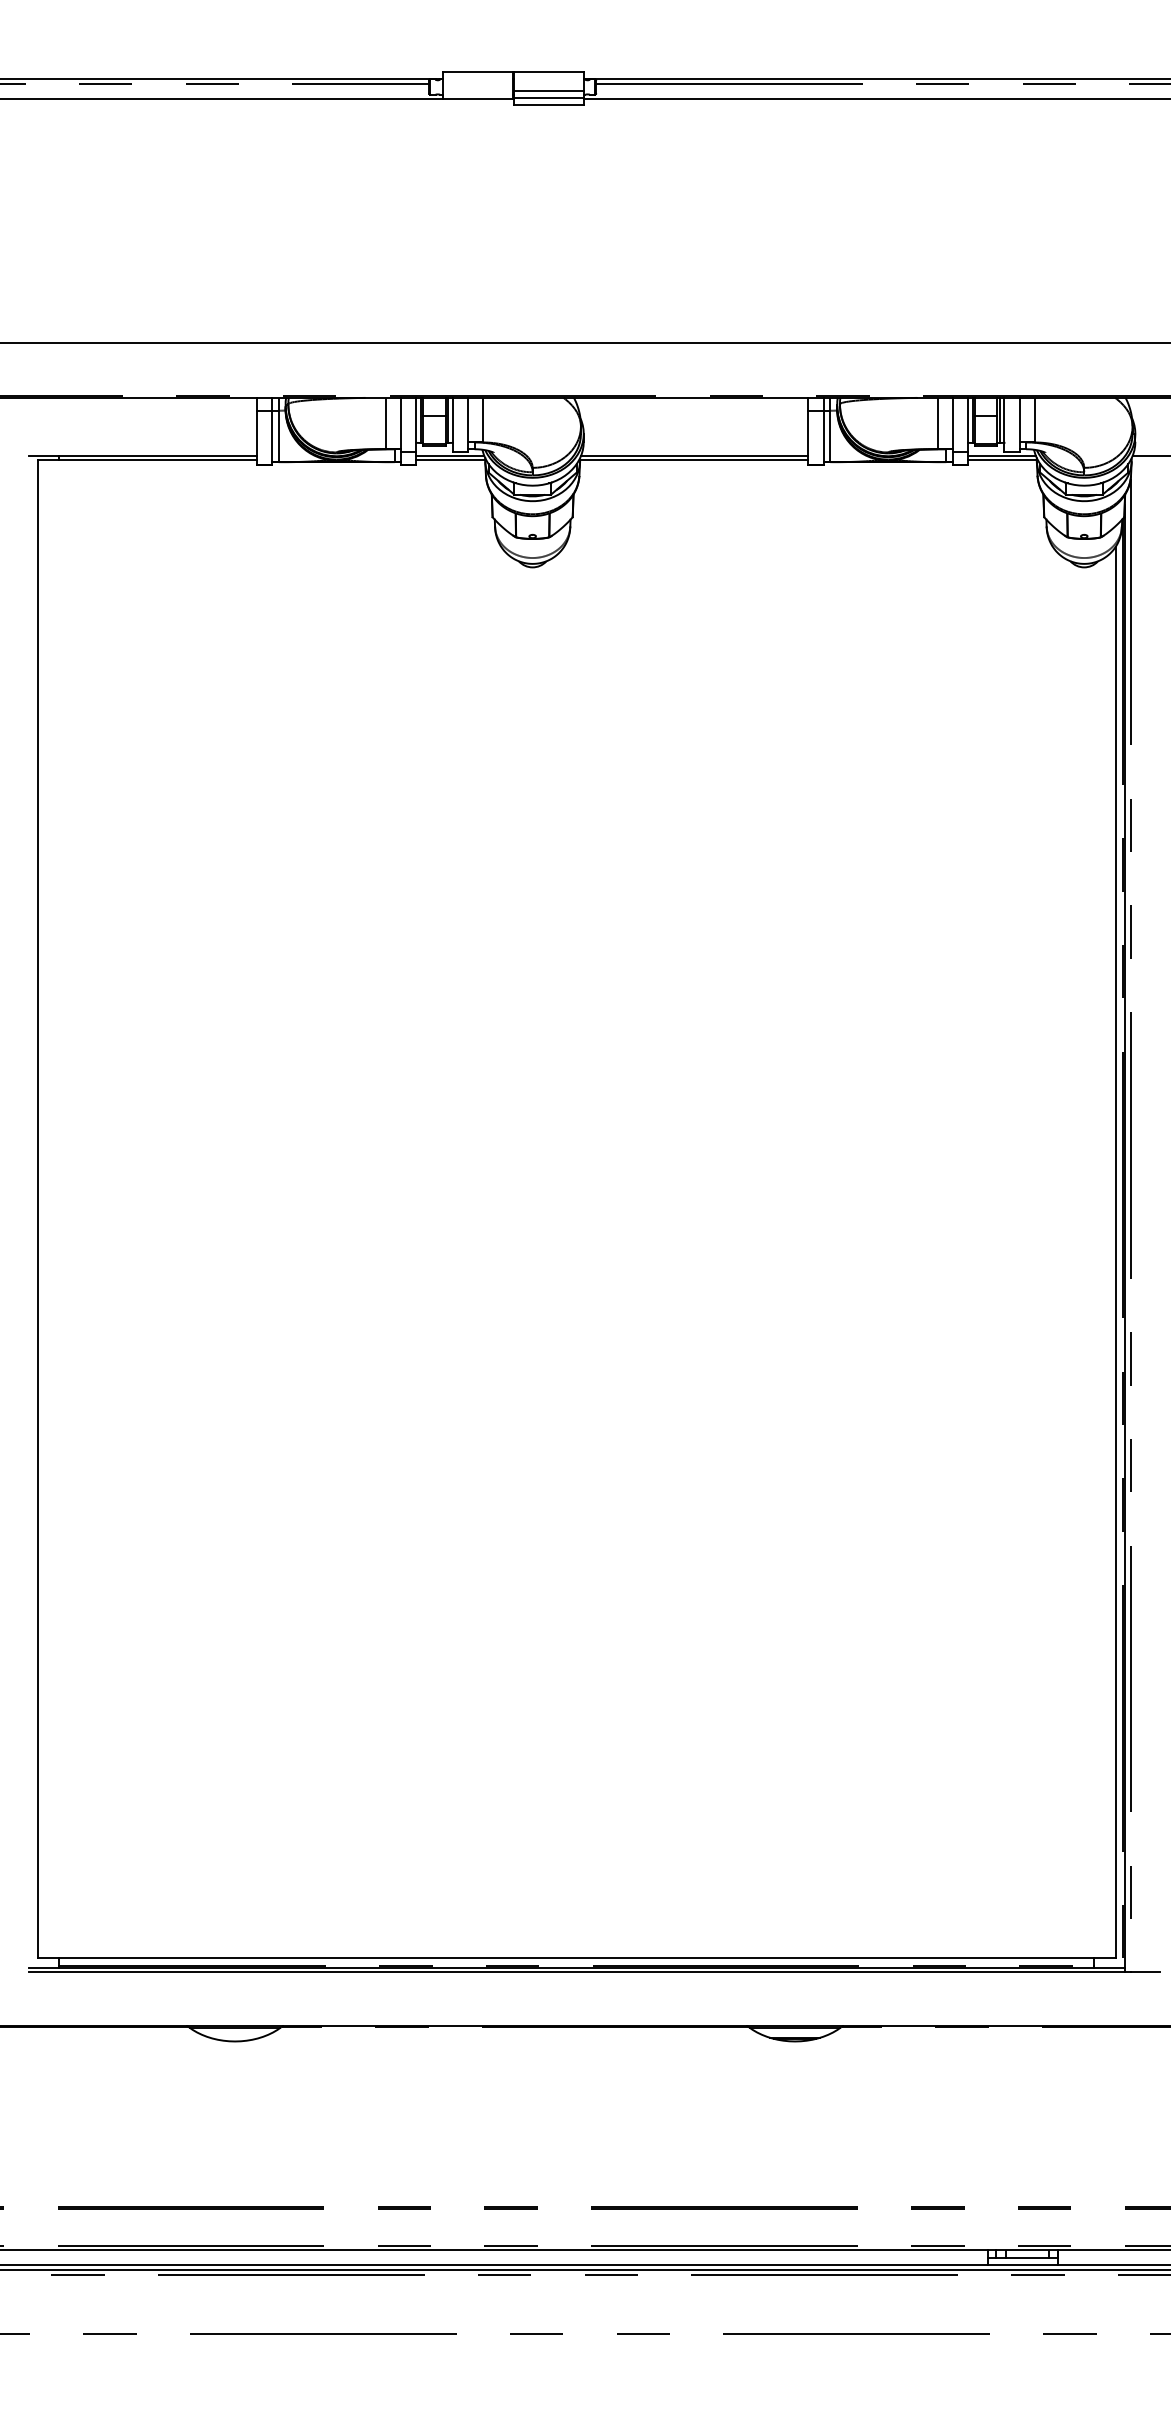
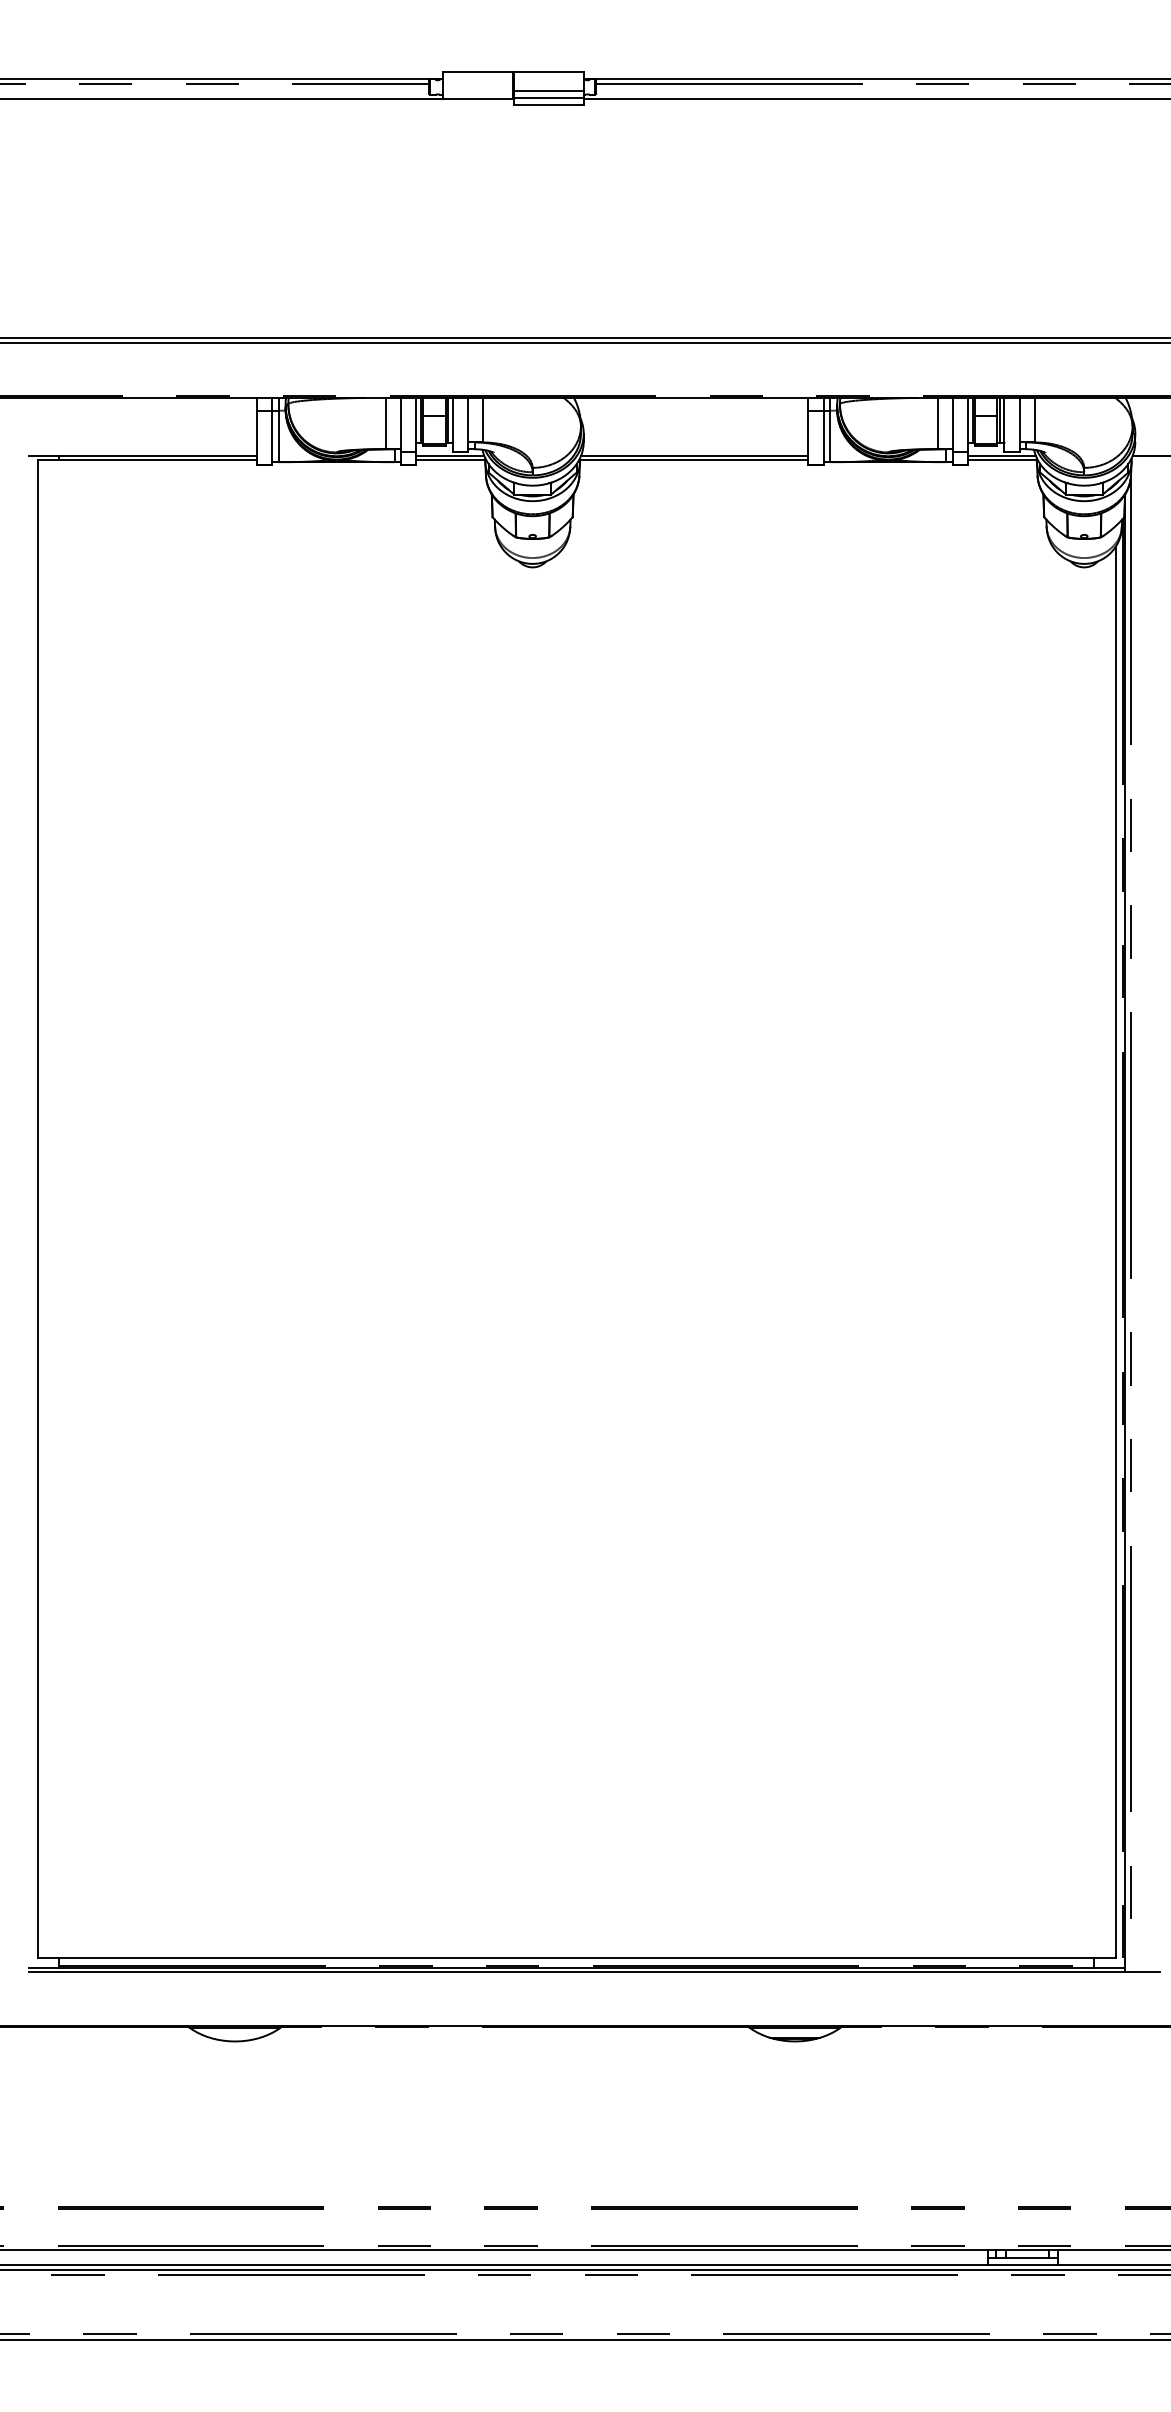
line: none -> present (584, 338)
line: none -> present (584, 2339)
